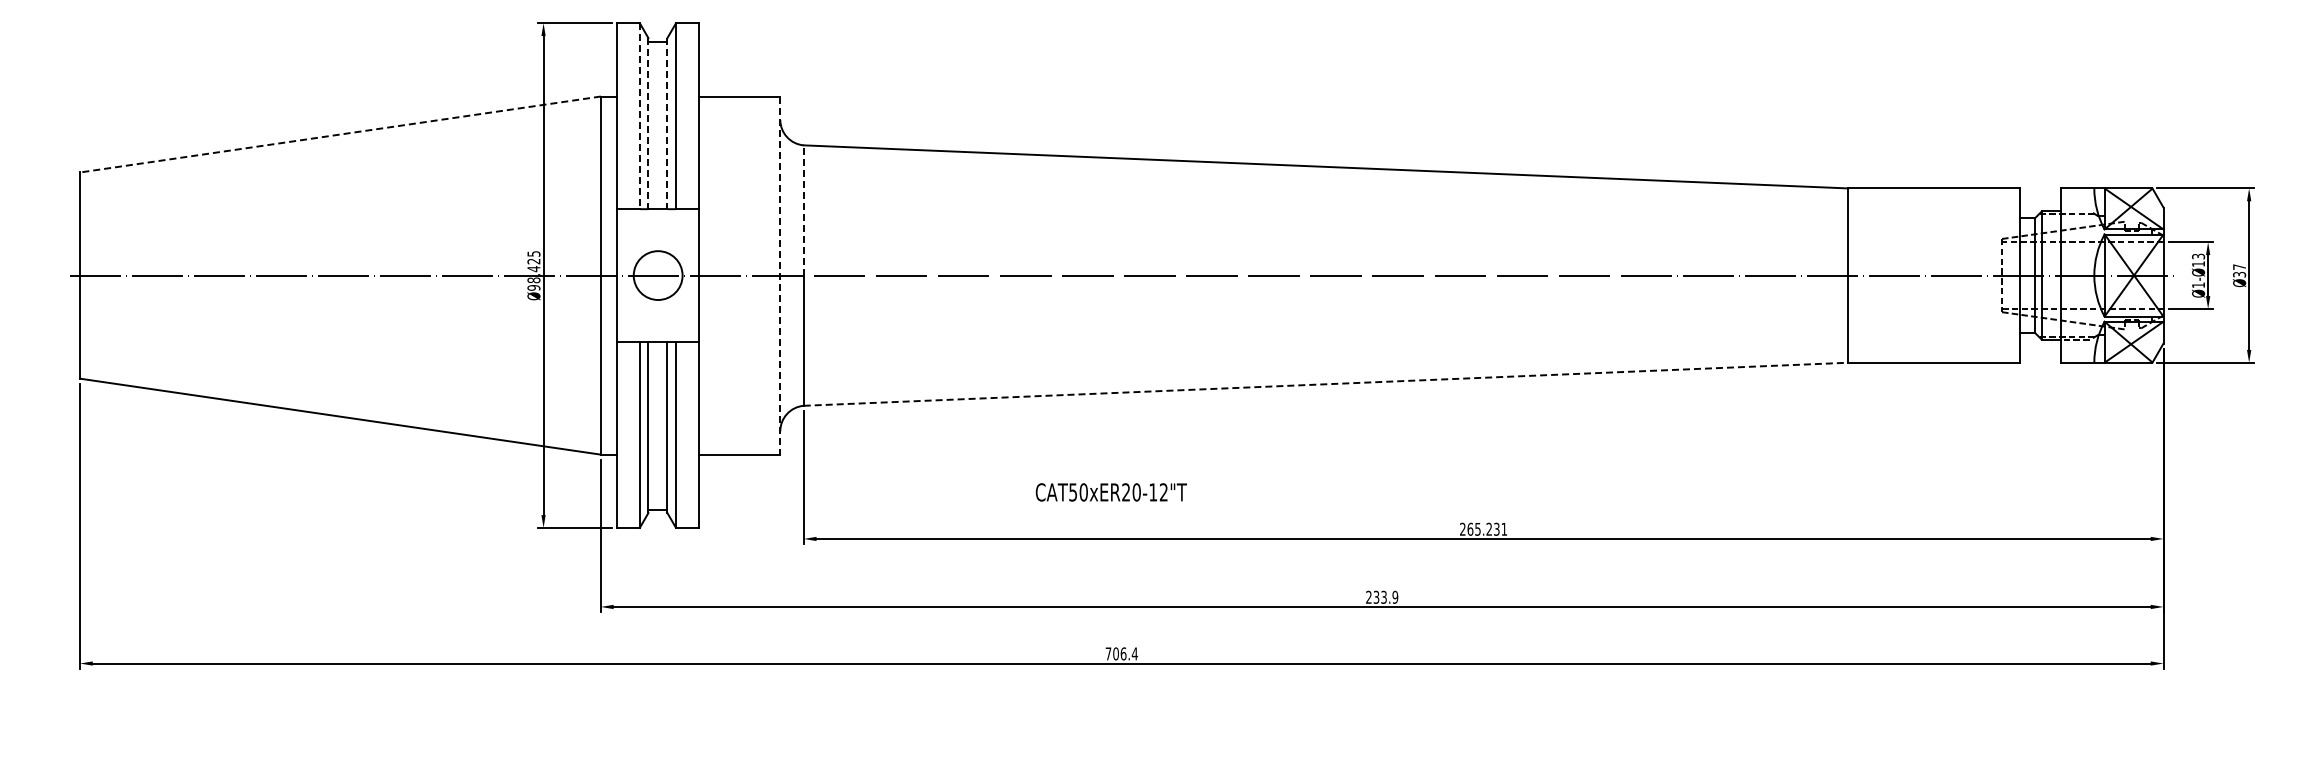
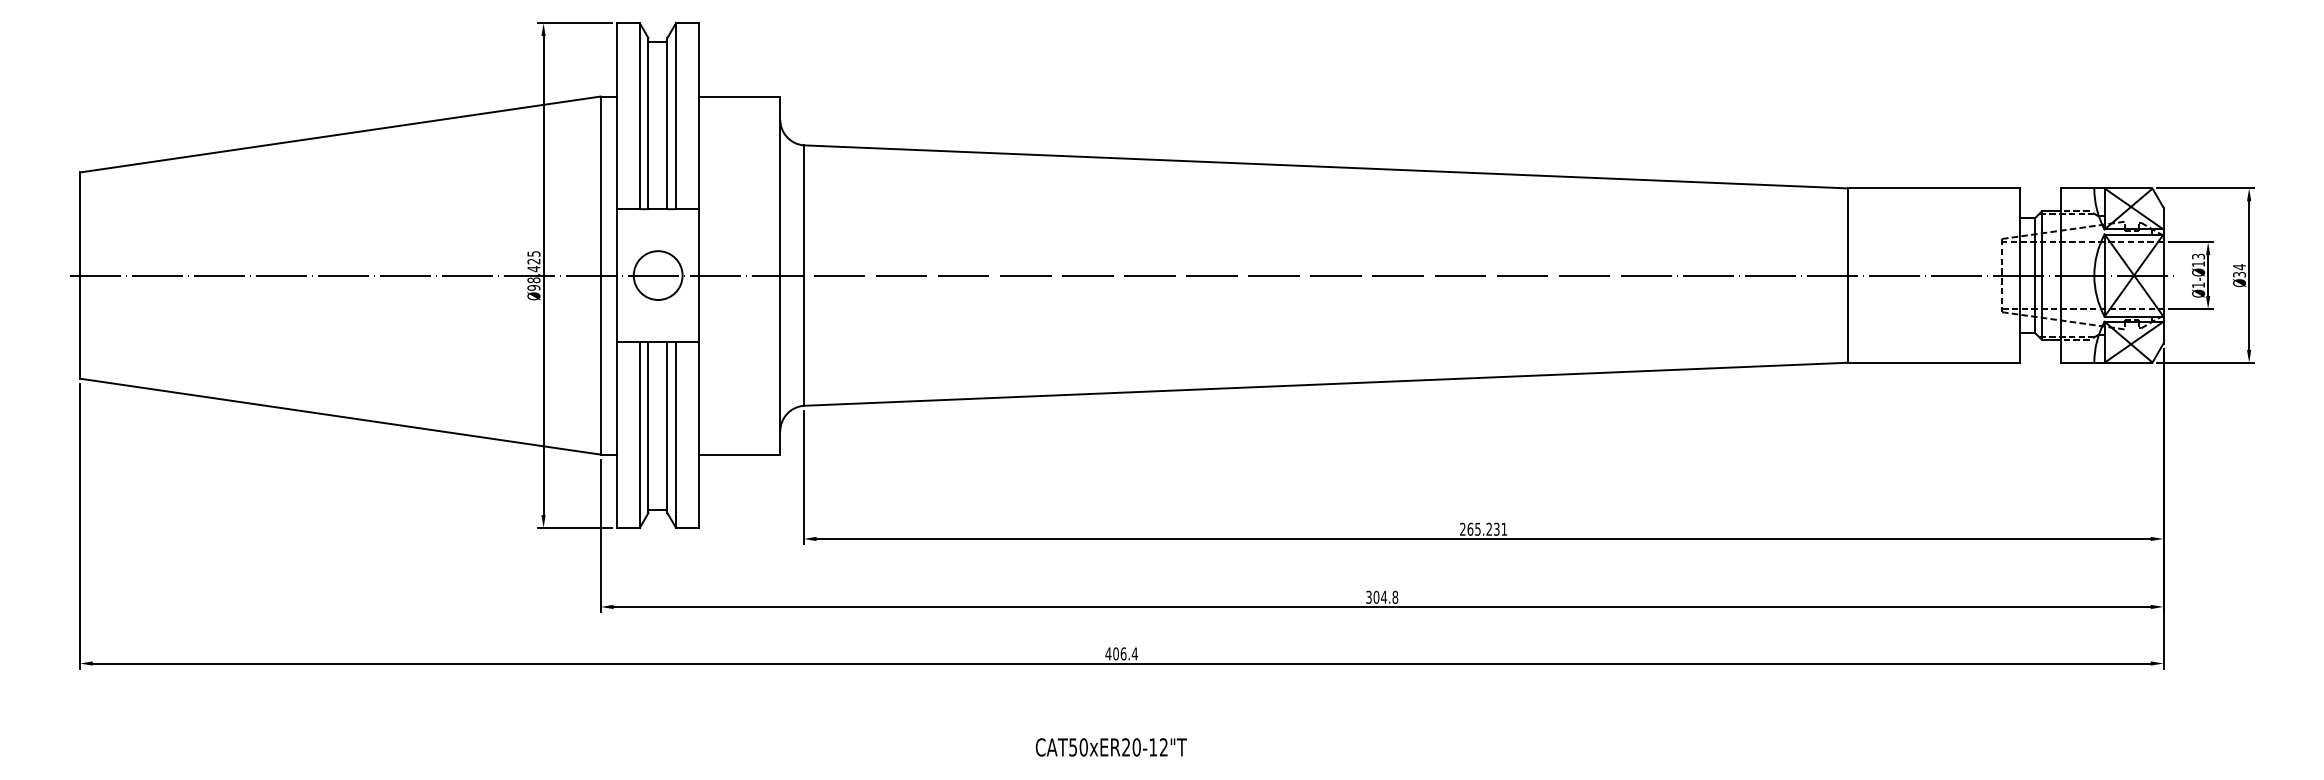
line: dashed -> solid (639, 116)
line: dashed -> solid (648, 123)
line: dashed -> solid (667, 123)
line: dashed -> solid (339, 134)
line: dashed -> solid (803, 209)
line: none -> present (2076, 211)
text: 37 -> 34 (2239, 267)
line: dashed -> solid (780, 276)
line: dashed -> solid (1325, 384)
text position: (1110, 492) -> (1110, 747) (1110, 747)
text: 233.9 -> 304.8 (1382, 596)
text: 706.4 -> 406.4 (1108, 653)
